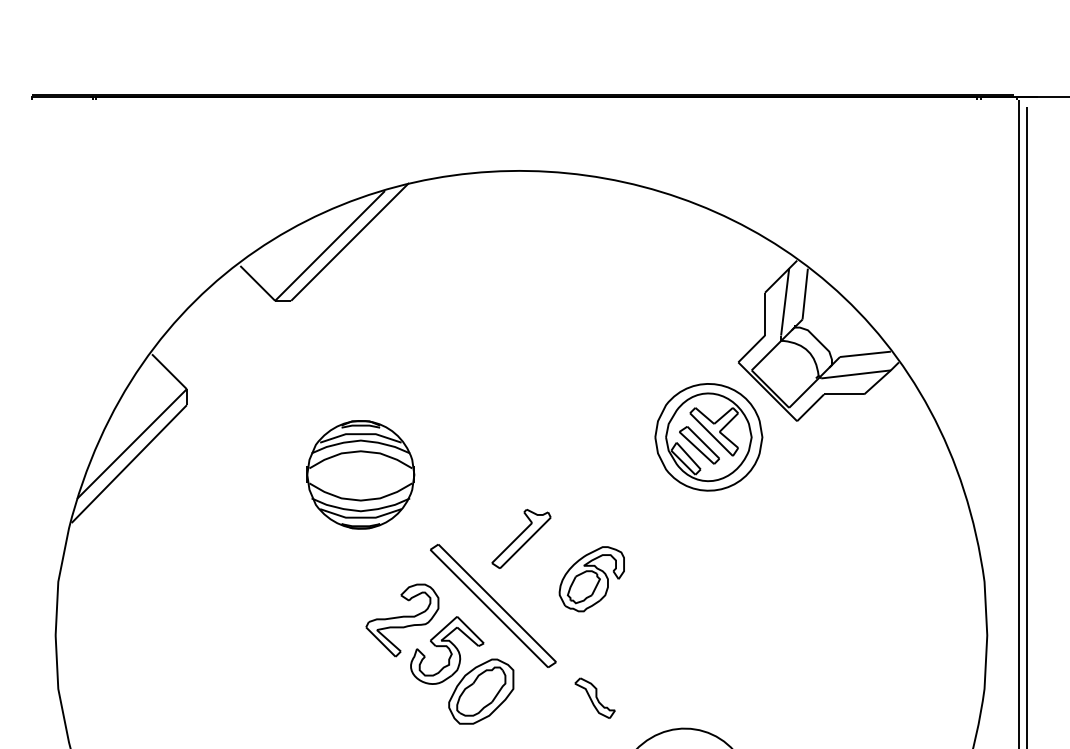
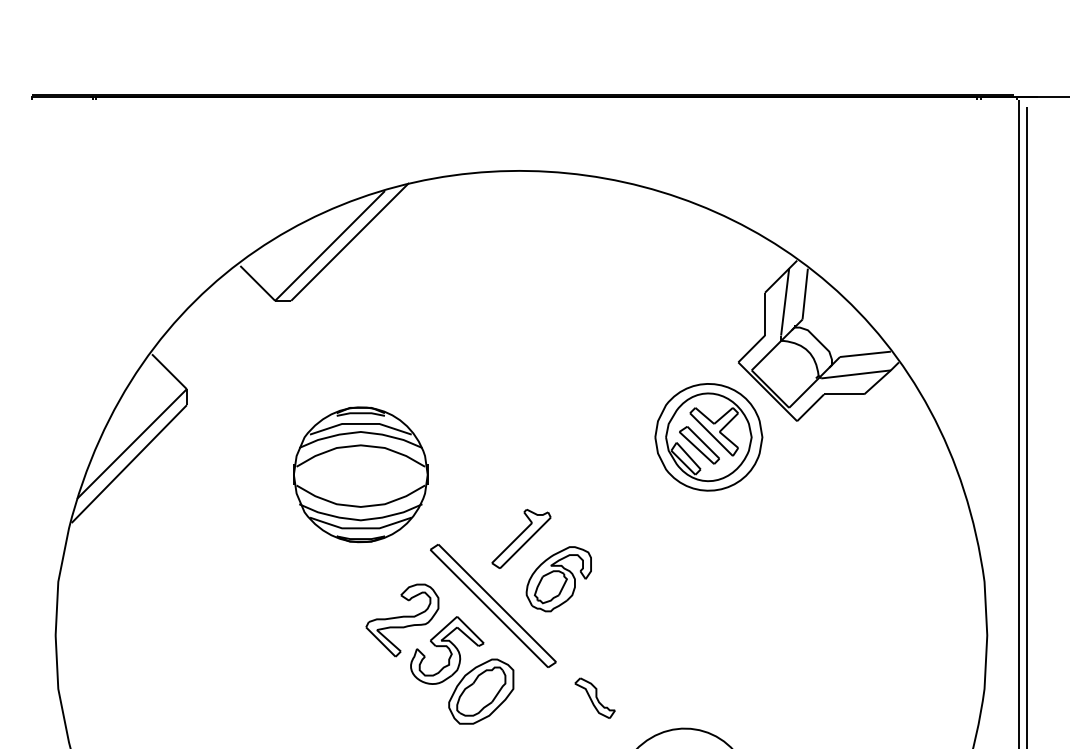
part size: 110x110 px -> 136x138 px (360, 474)
part position: (591, 579) -> (558, 579) (558, 579)
